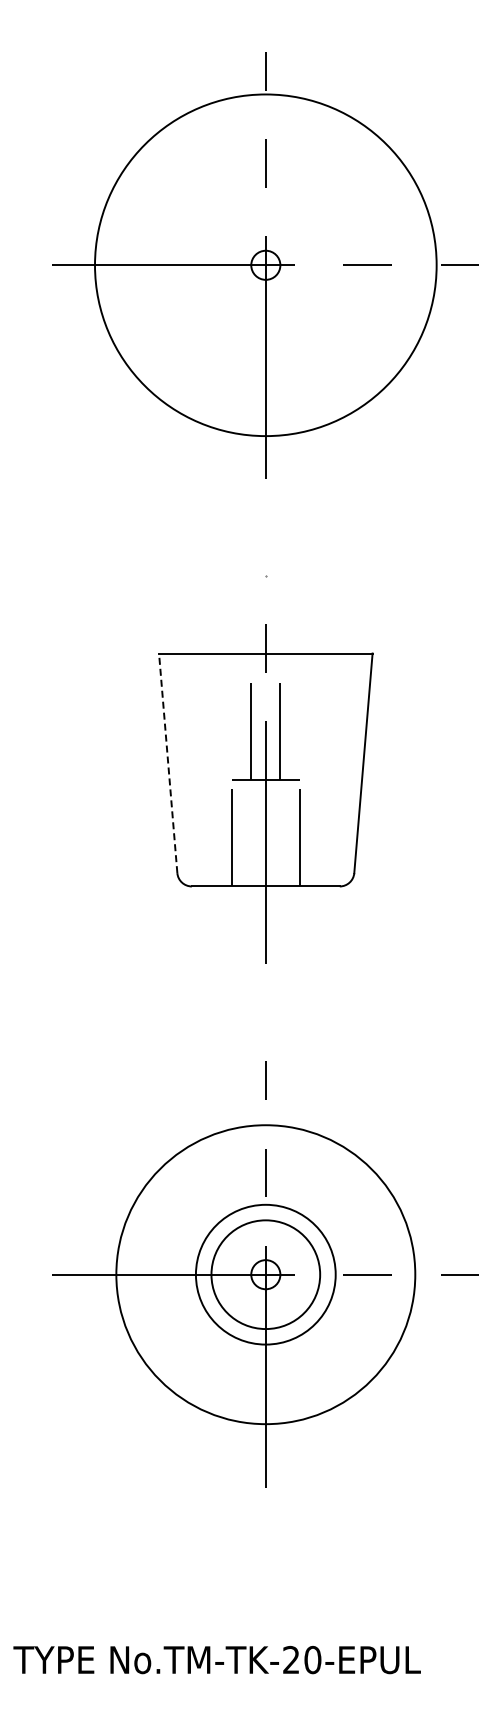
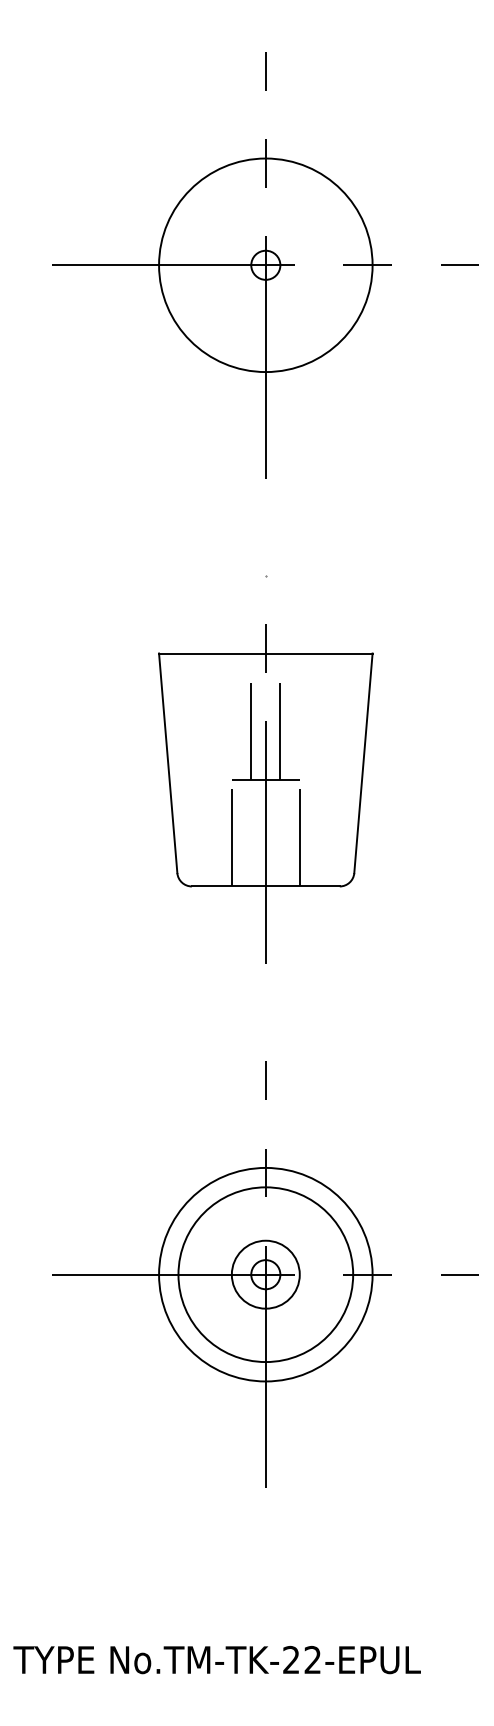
circle diameter: 342 px -> 214 px (265, 265)
line: dashed -> solid (168, 762)
circle diameter: 109 px -> 68 px (265, 1274)
circle diameter: 140 px -> 175 px (265, 1274)
circle diameter: 299 px -> 214 px (265, 1274)
text: No.TM-TK-20-EPUL -> No.TM-TK-22-EPUL (312, 1660)
